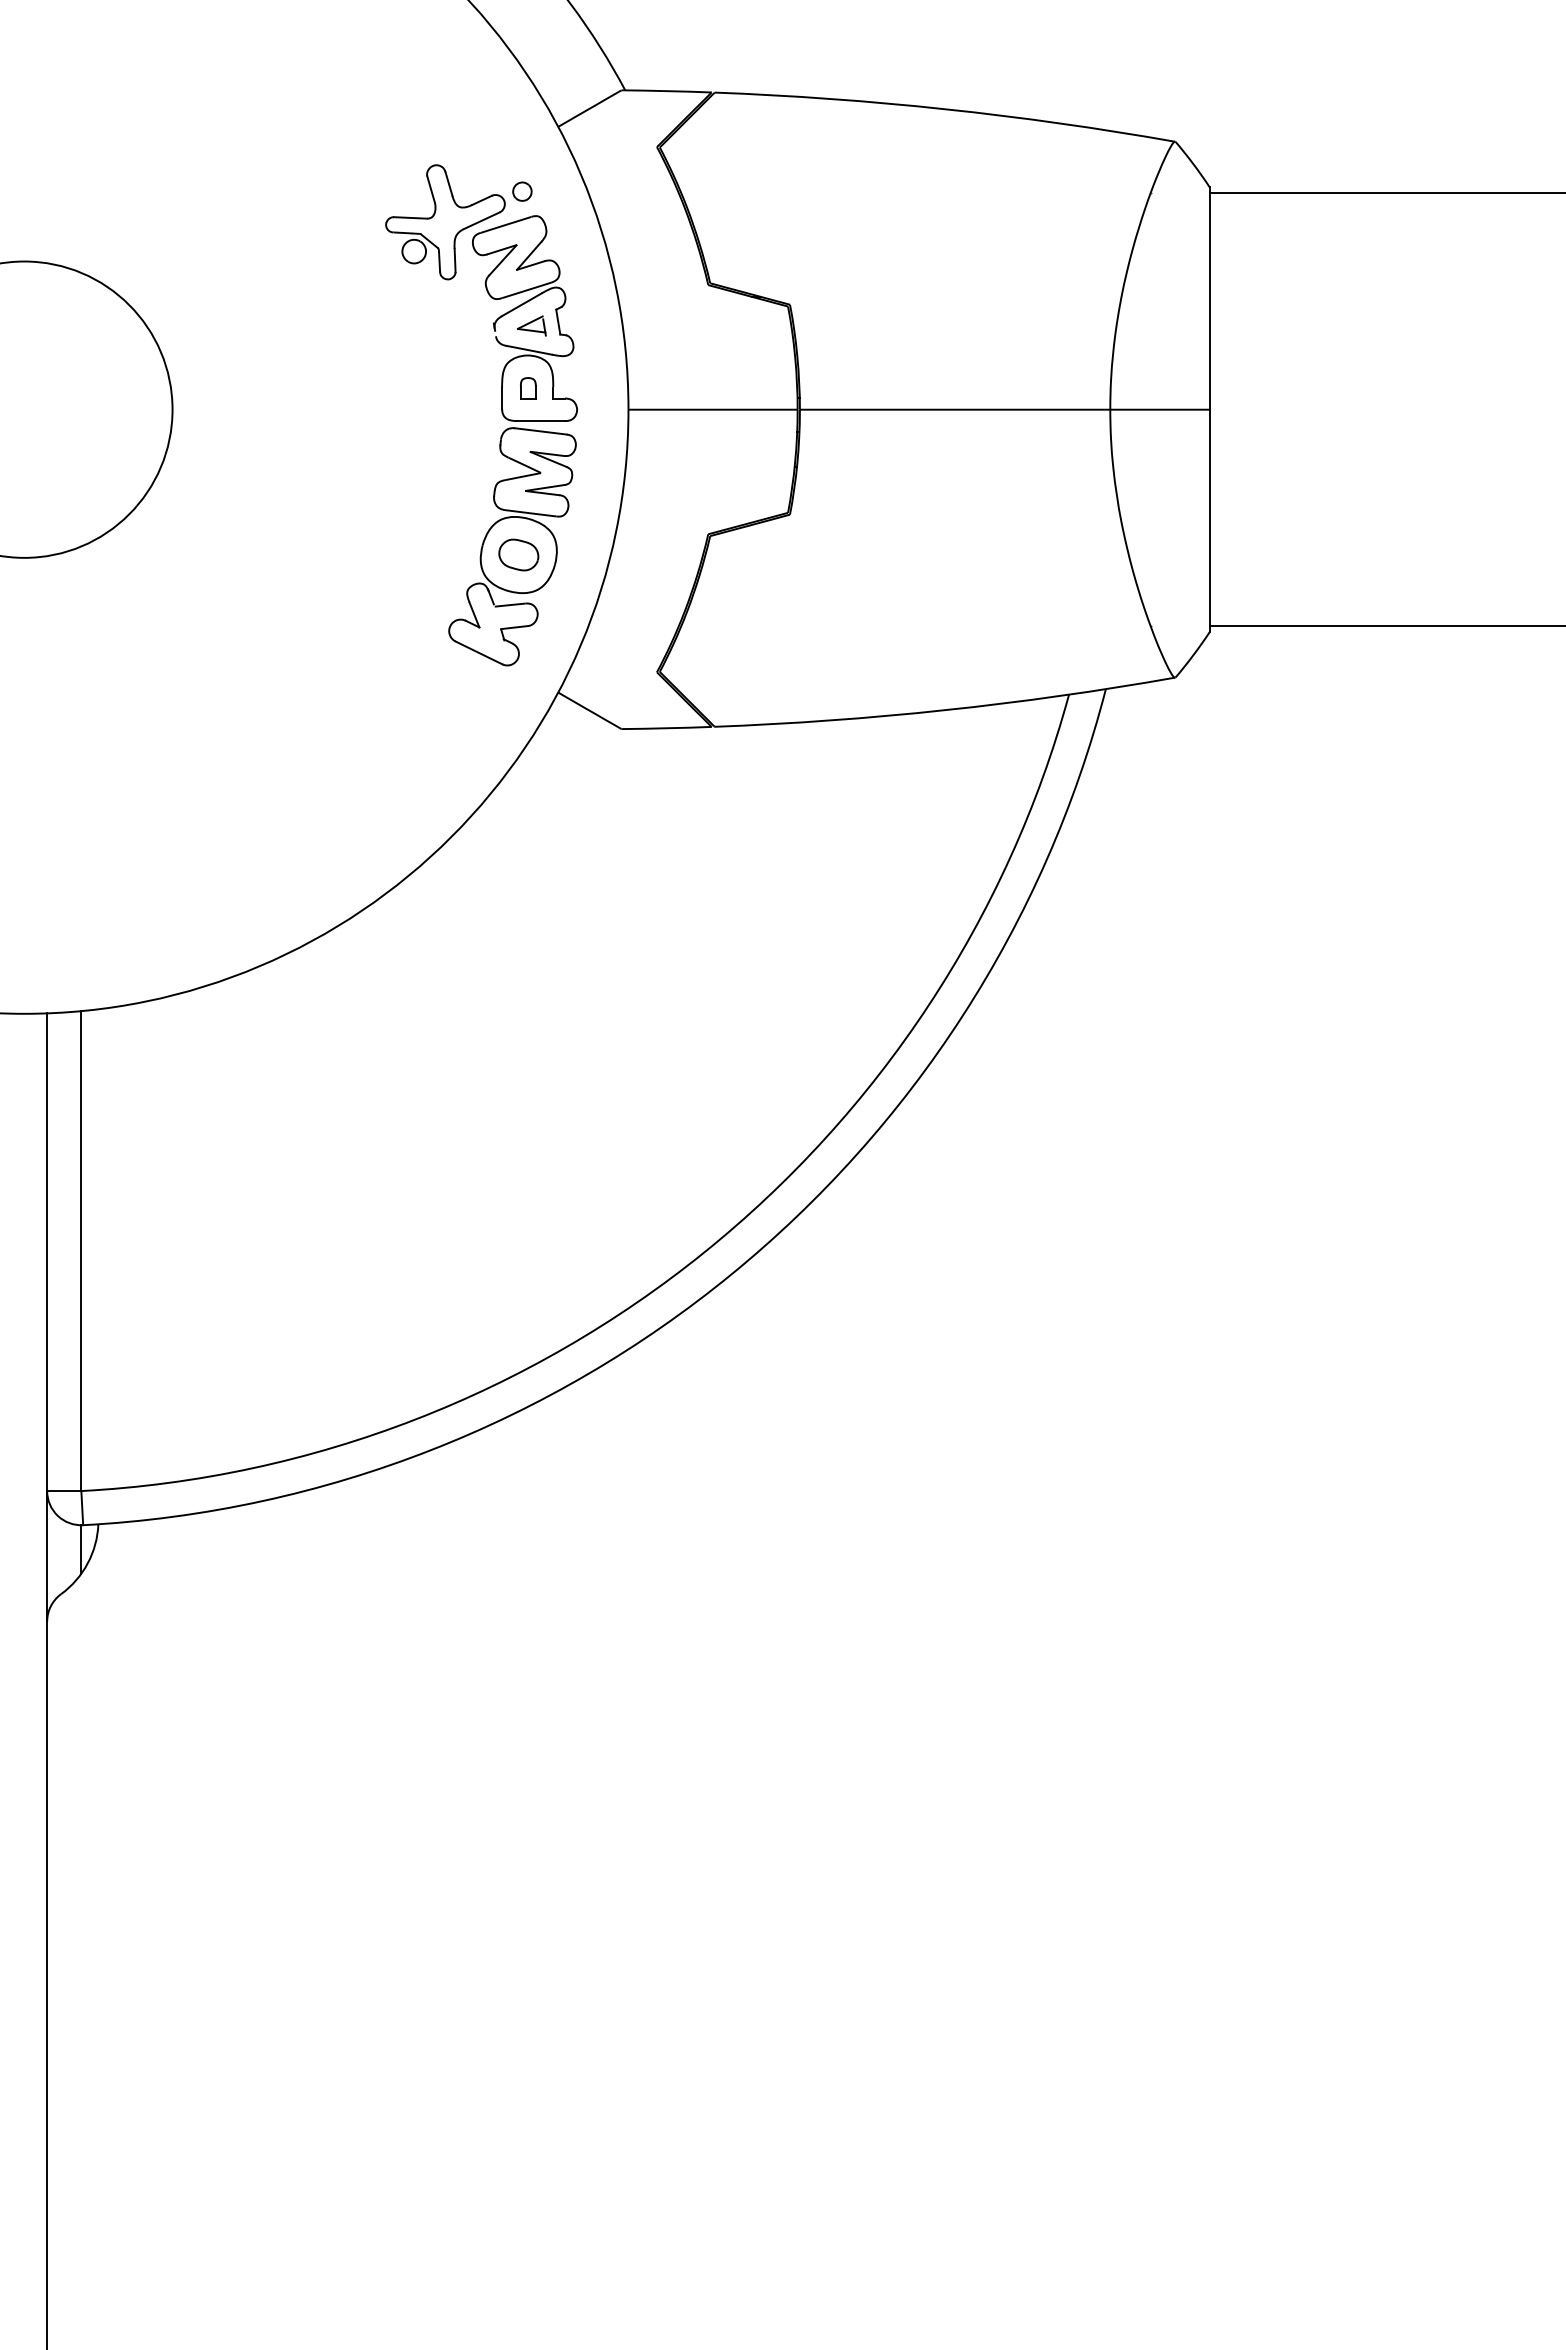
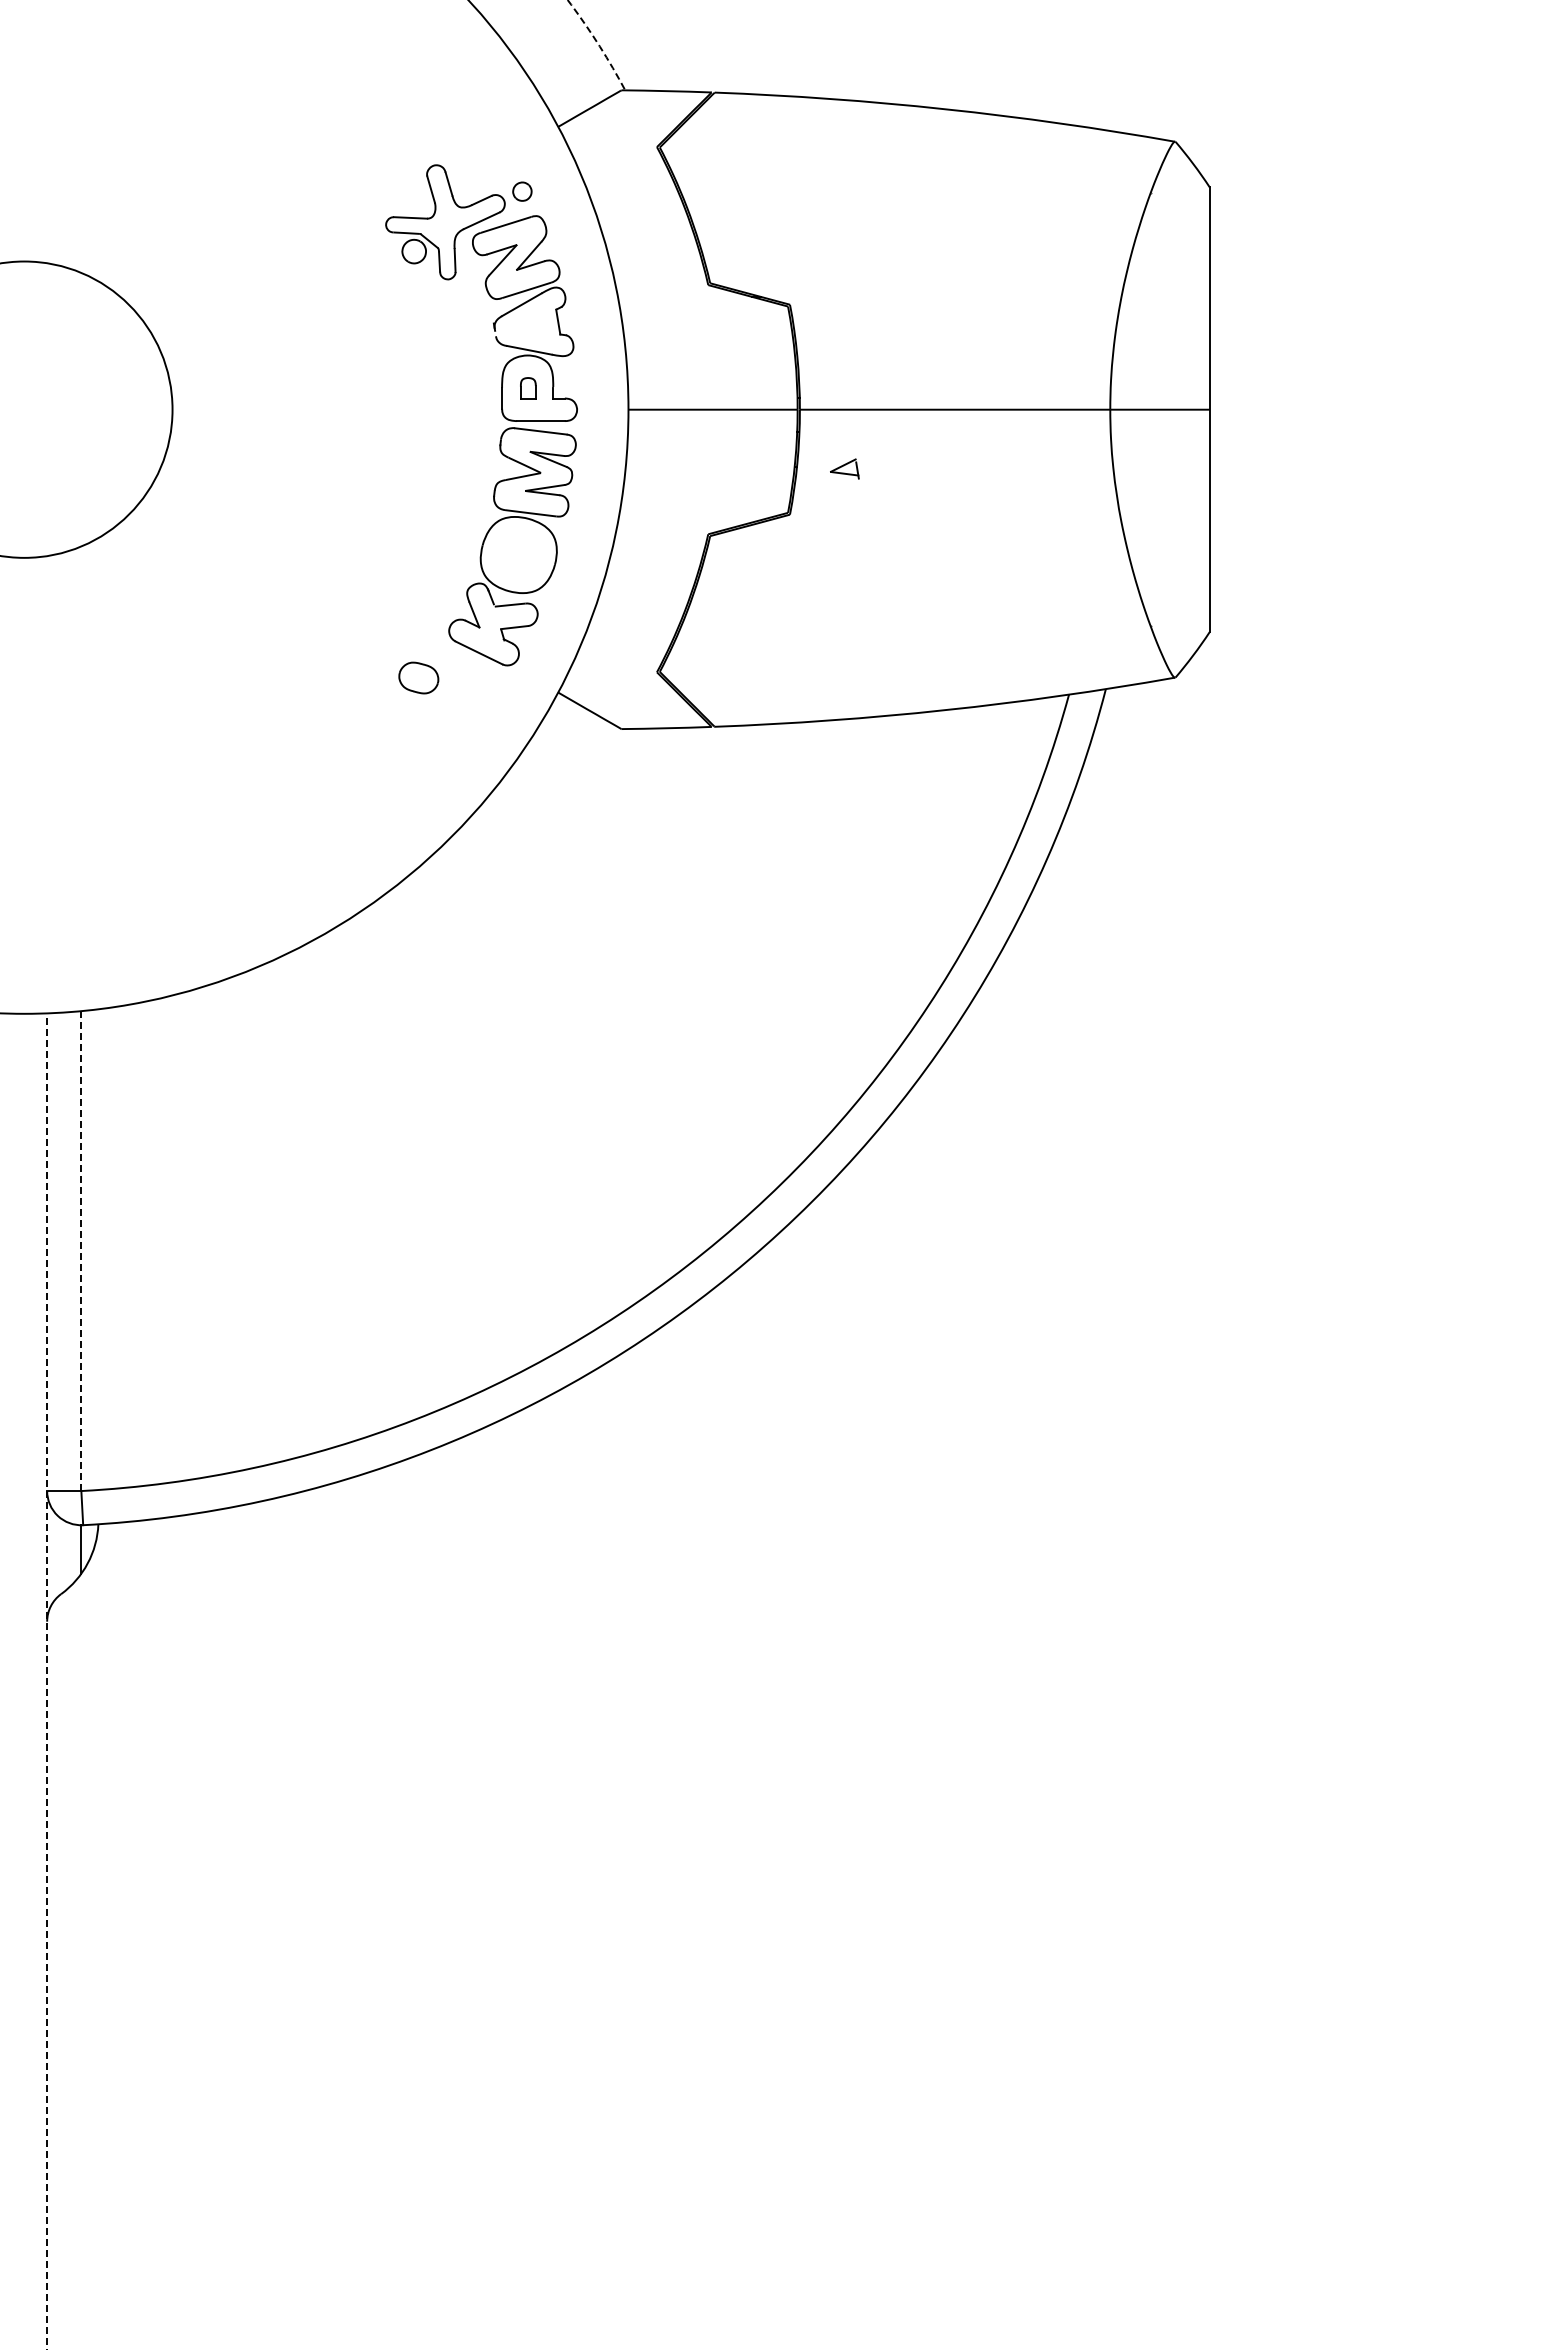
arc: solid -> dashed (598, 44)
line: present -> none (1385, 193)
part position: (531, 325) -> (844, 468) (844, 468)
part position: (518, 554) -> (418, 677) (418, 677)
line: present -> none (1385, 626)
line: solid -> dashed (81, 1251)
line: solid -> dashed (47, 1680)
